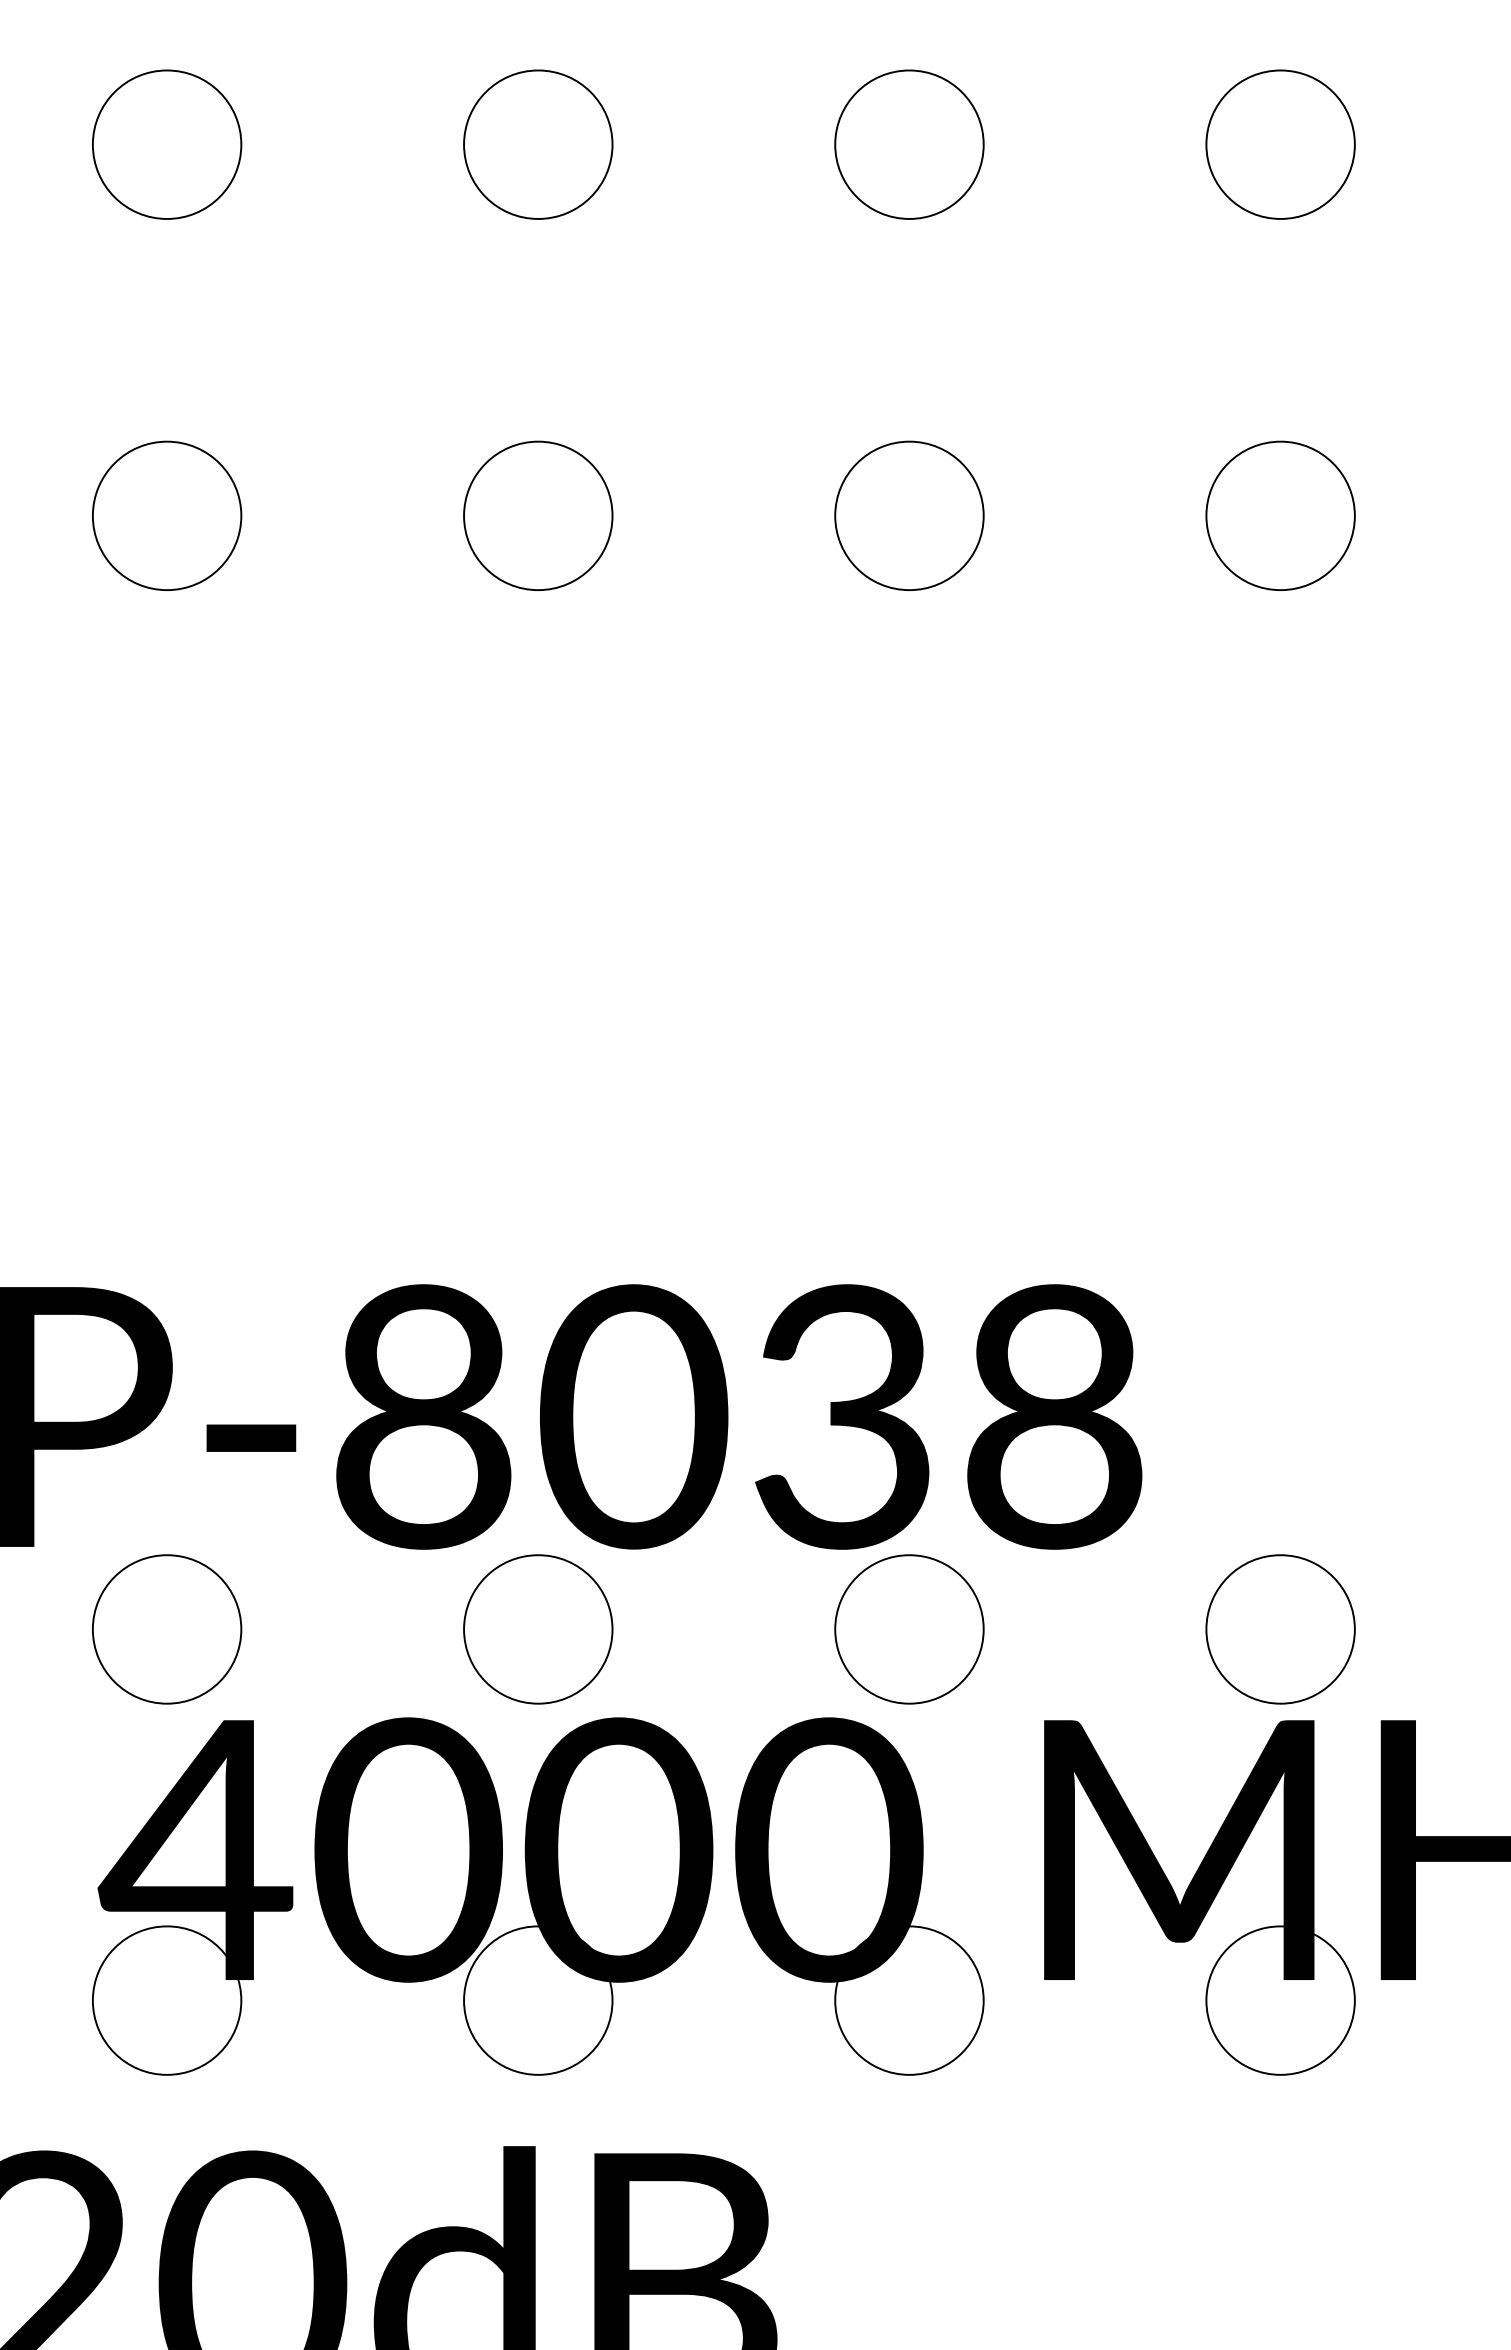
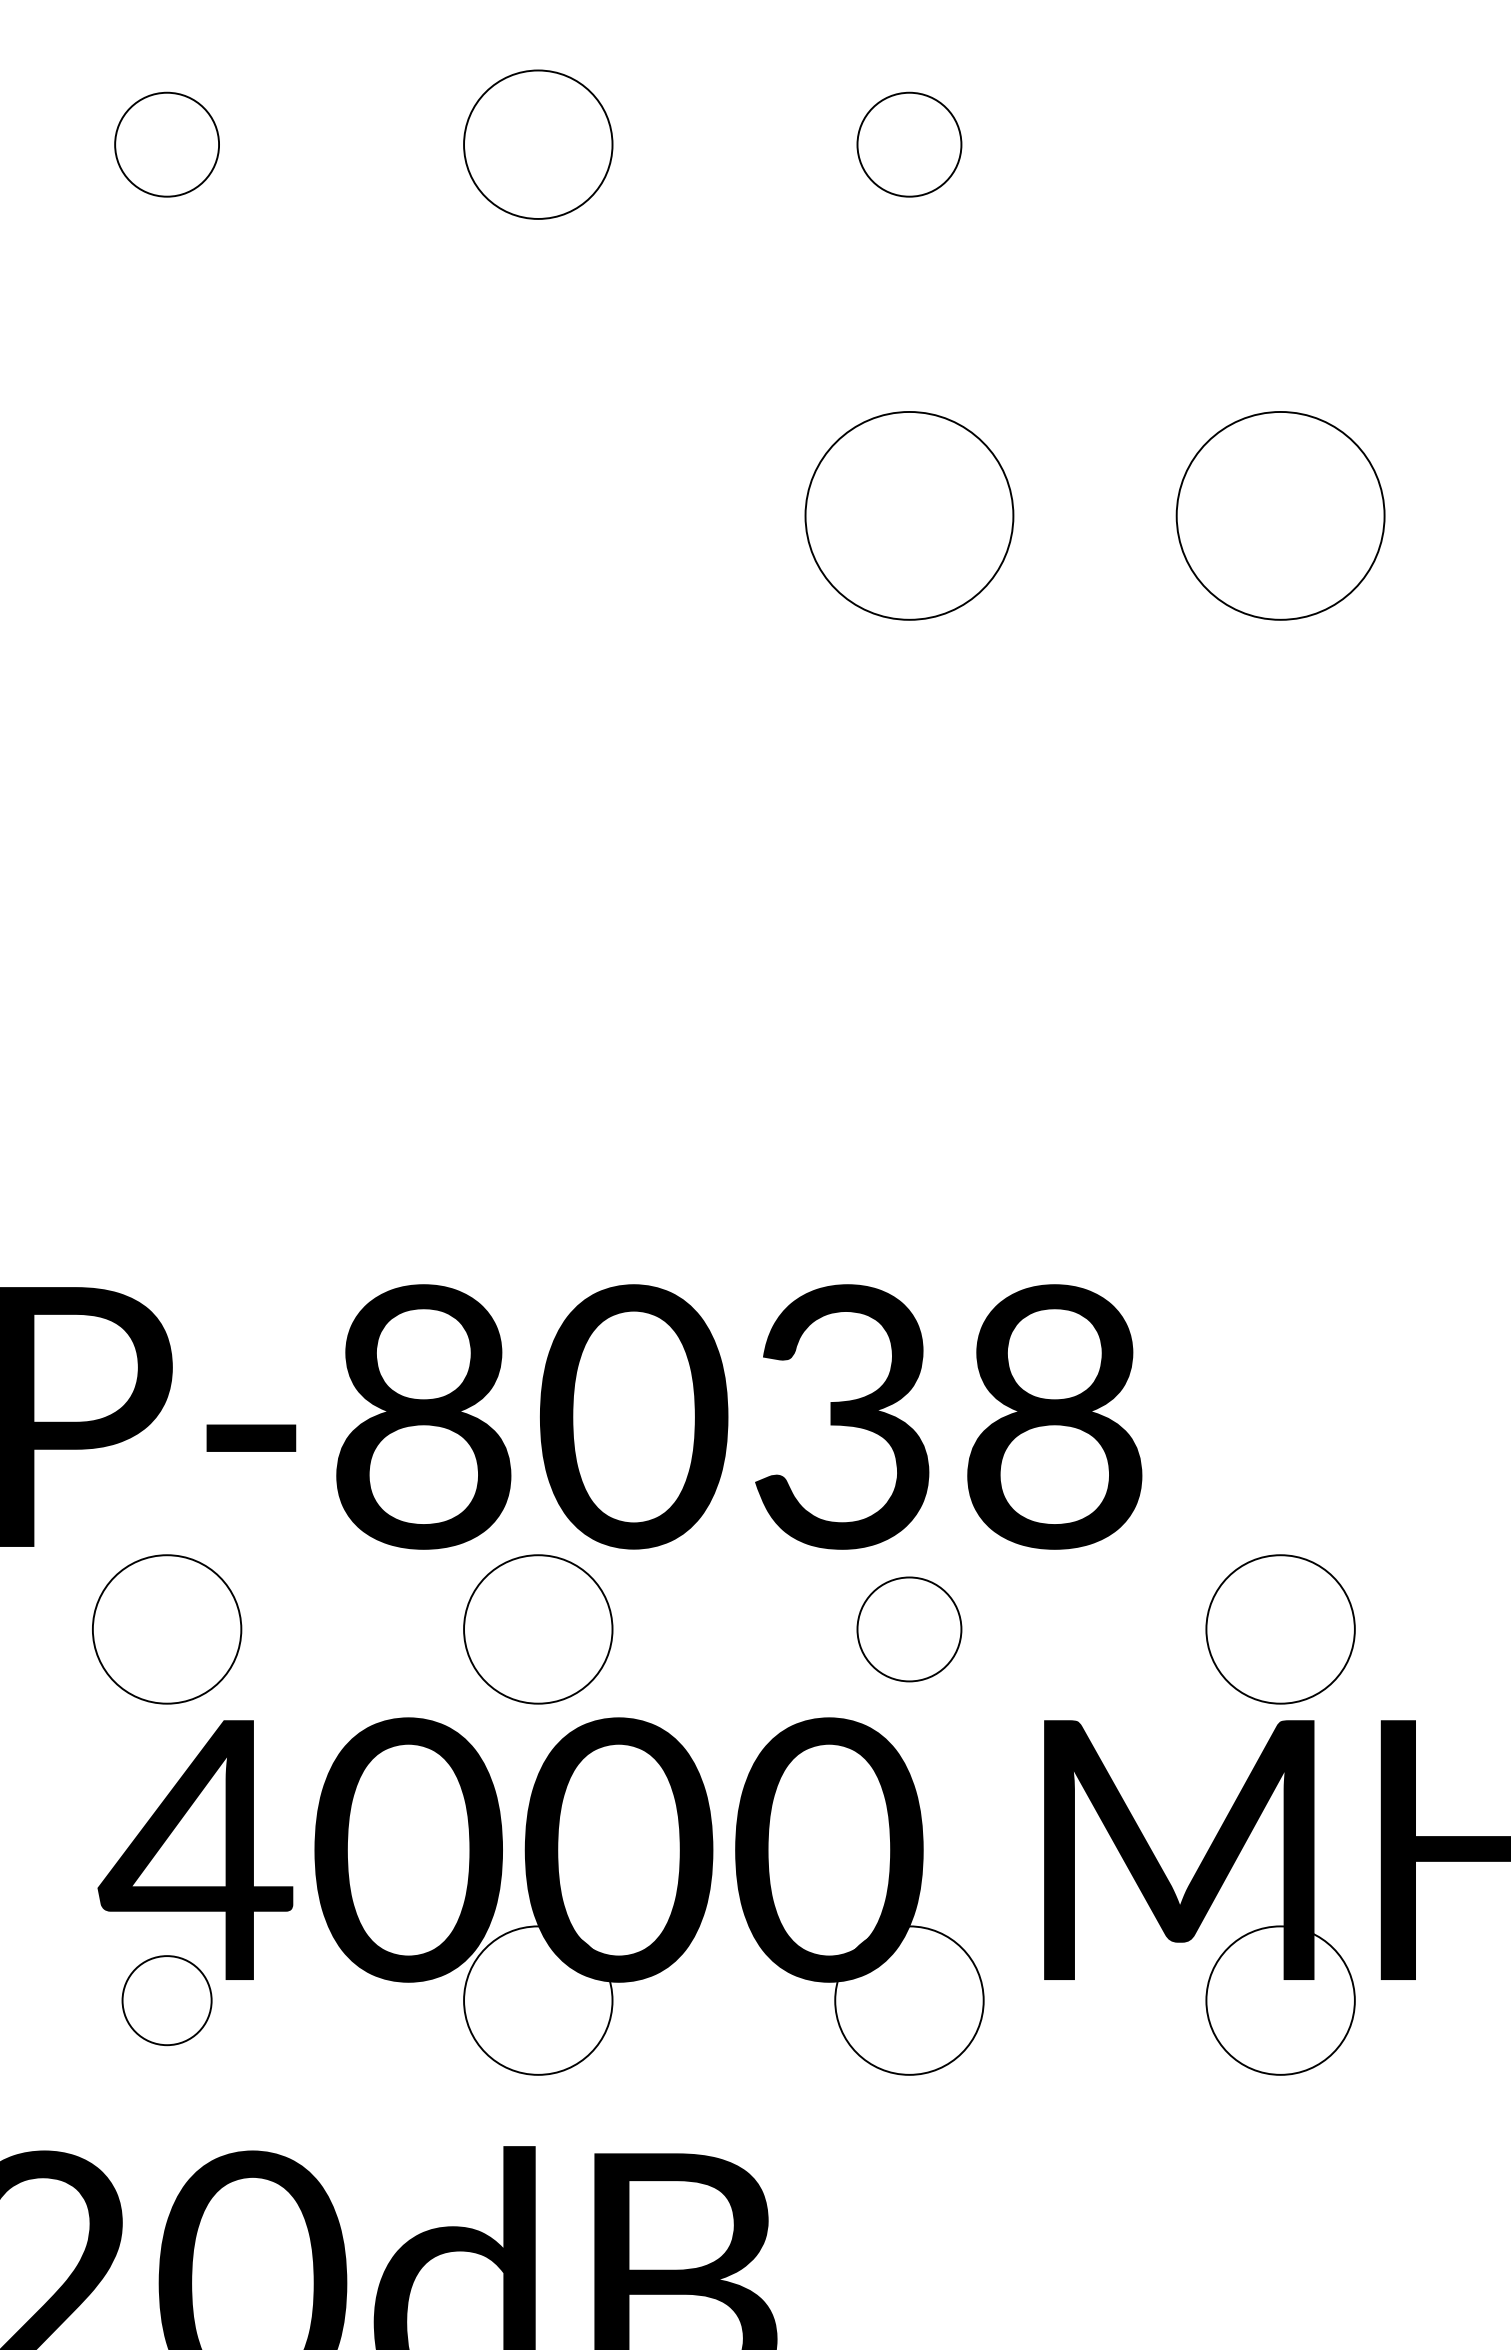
circle diameter: 148 px -> 104 px (167, 144)
circle diameter: 148 px -> 104 px (909, 144)
circle: present -> none (1280, 144)
circle: present -> none (167, 515)
circle: present -> none (538, 515)
circle diameter: 148 px -> 208 px (909, 515)
circle diameter: 148 px -> 208 px (1280, 515)
circle diameter: 148 px -> 104 px (909, 1629)
circle diameter: 148 px -> 89 px (166, 2000)
